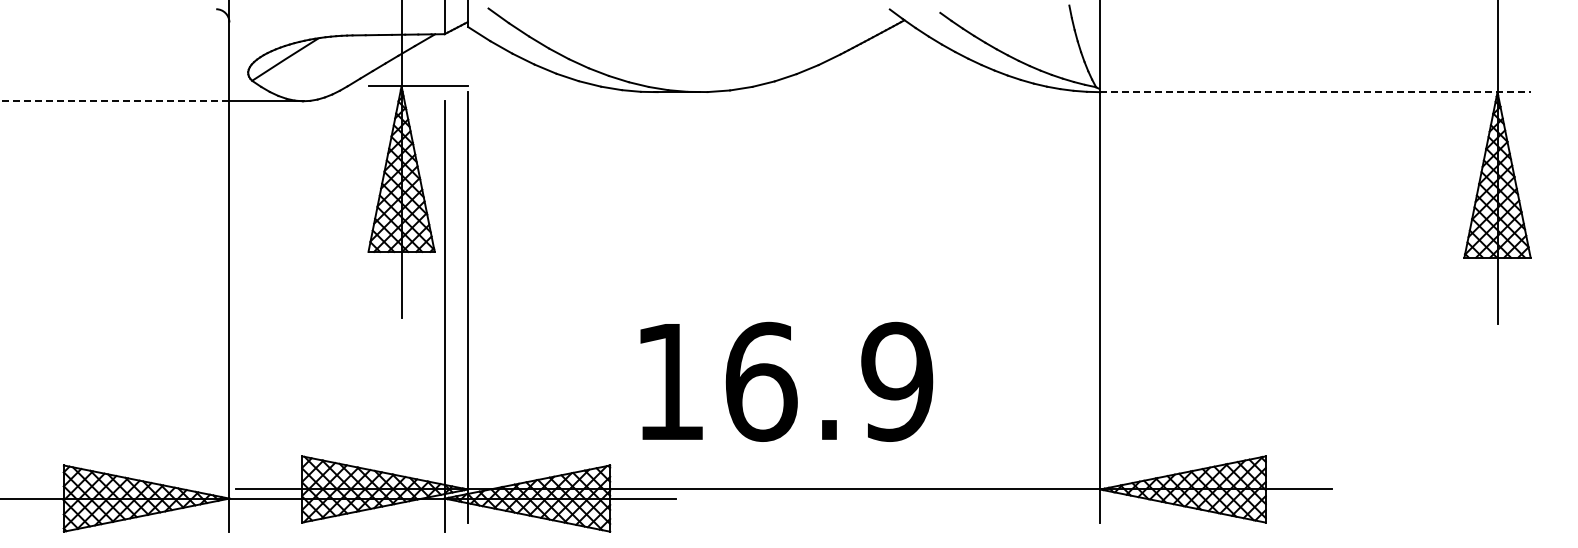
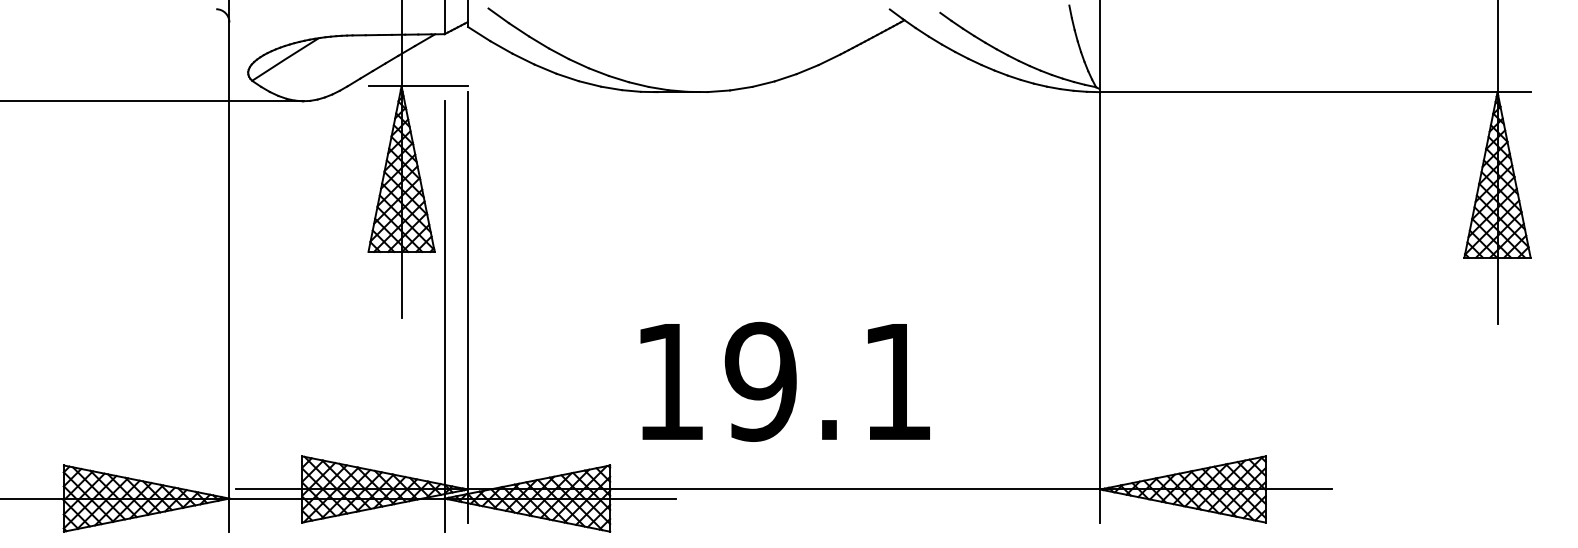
line: dashed -> solid (1315, 92)
line: dashed -> solid (114, 101)
text: 16.9 -> 19.1 (828, 381)
